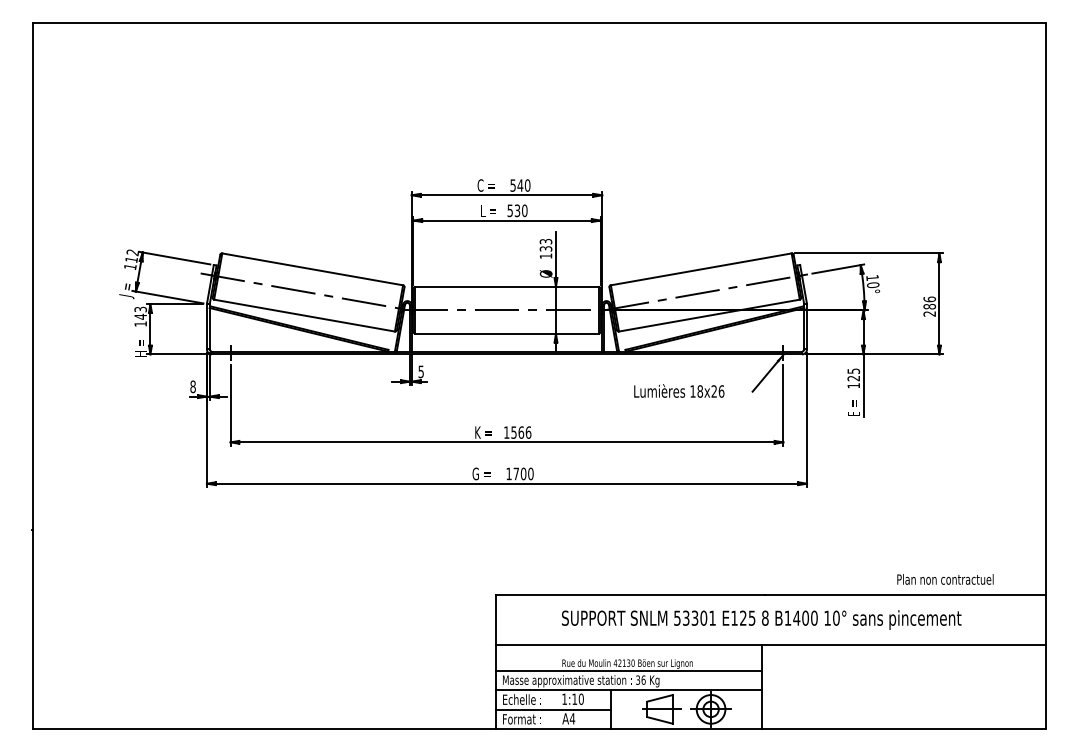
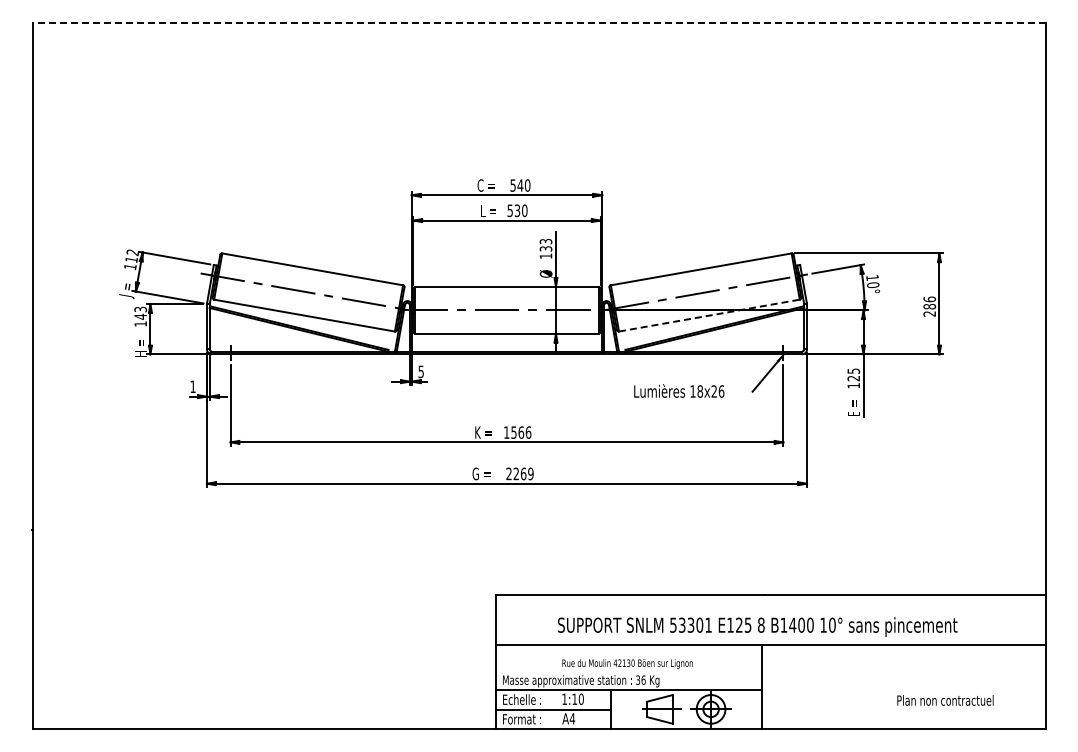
line: solid -> dashed (539, 22)
line: solid -> dashed (709, 315)
text: 8 -> 1 (192, 386)
text: 1700 -> 2269 (519, 473)
text position: (945, 579) -> (945, 700) (945, 700)
text position: (761, 619) -> (757, 626) (757, 626)
line: present -> none (629, 670)
